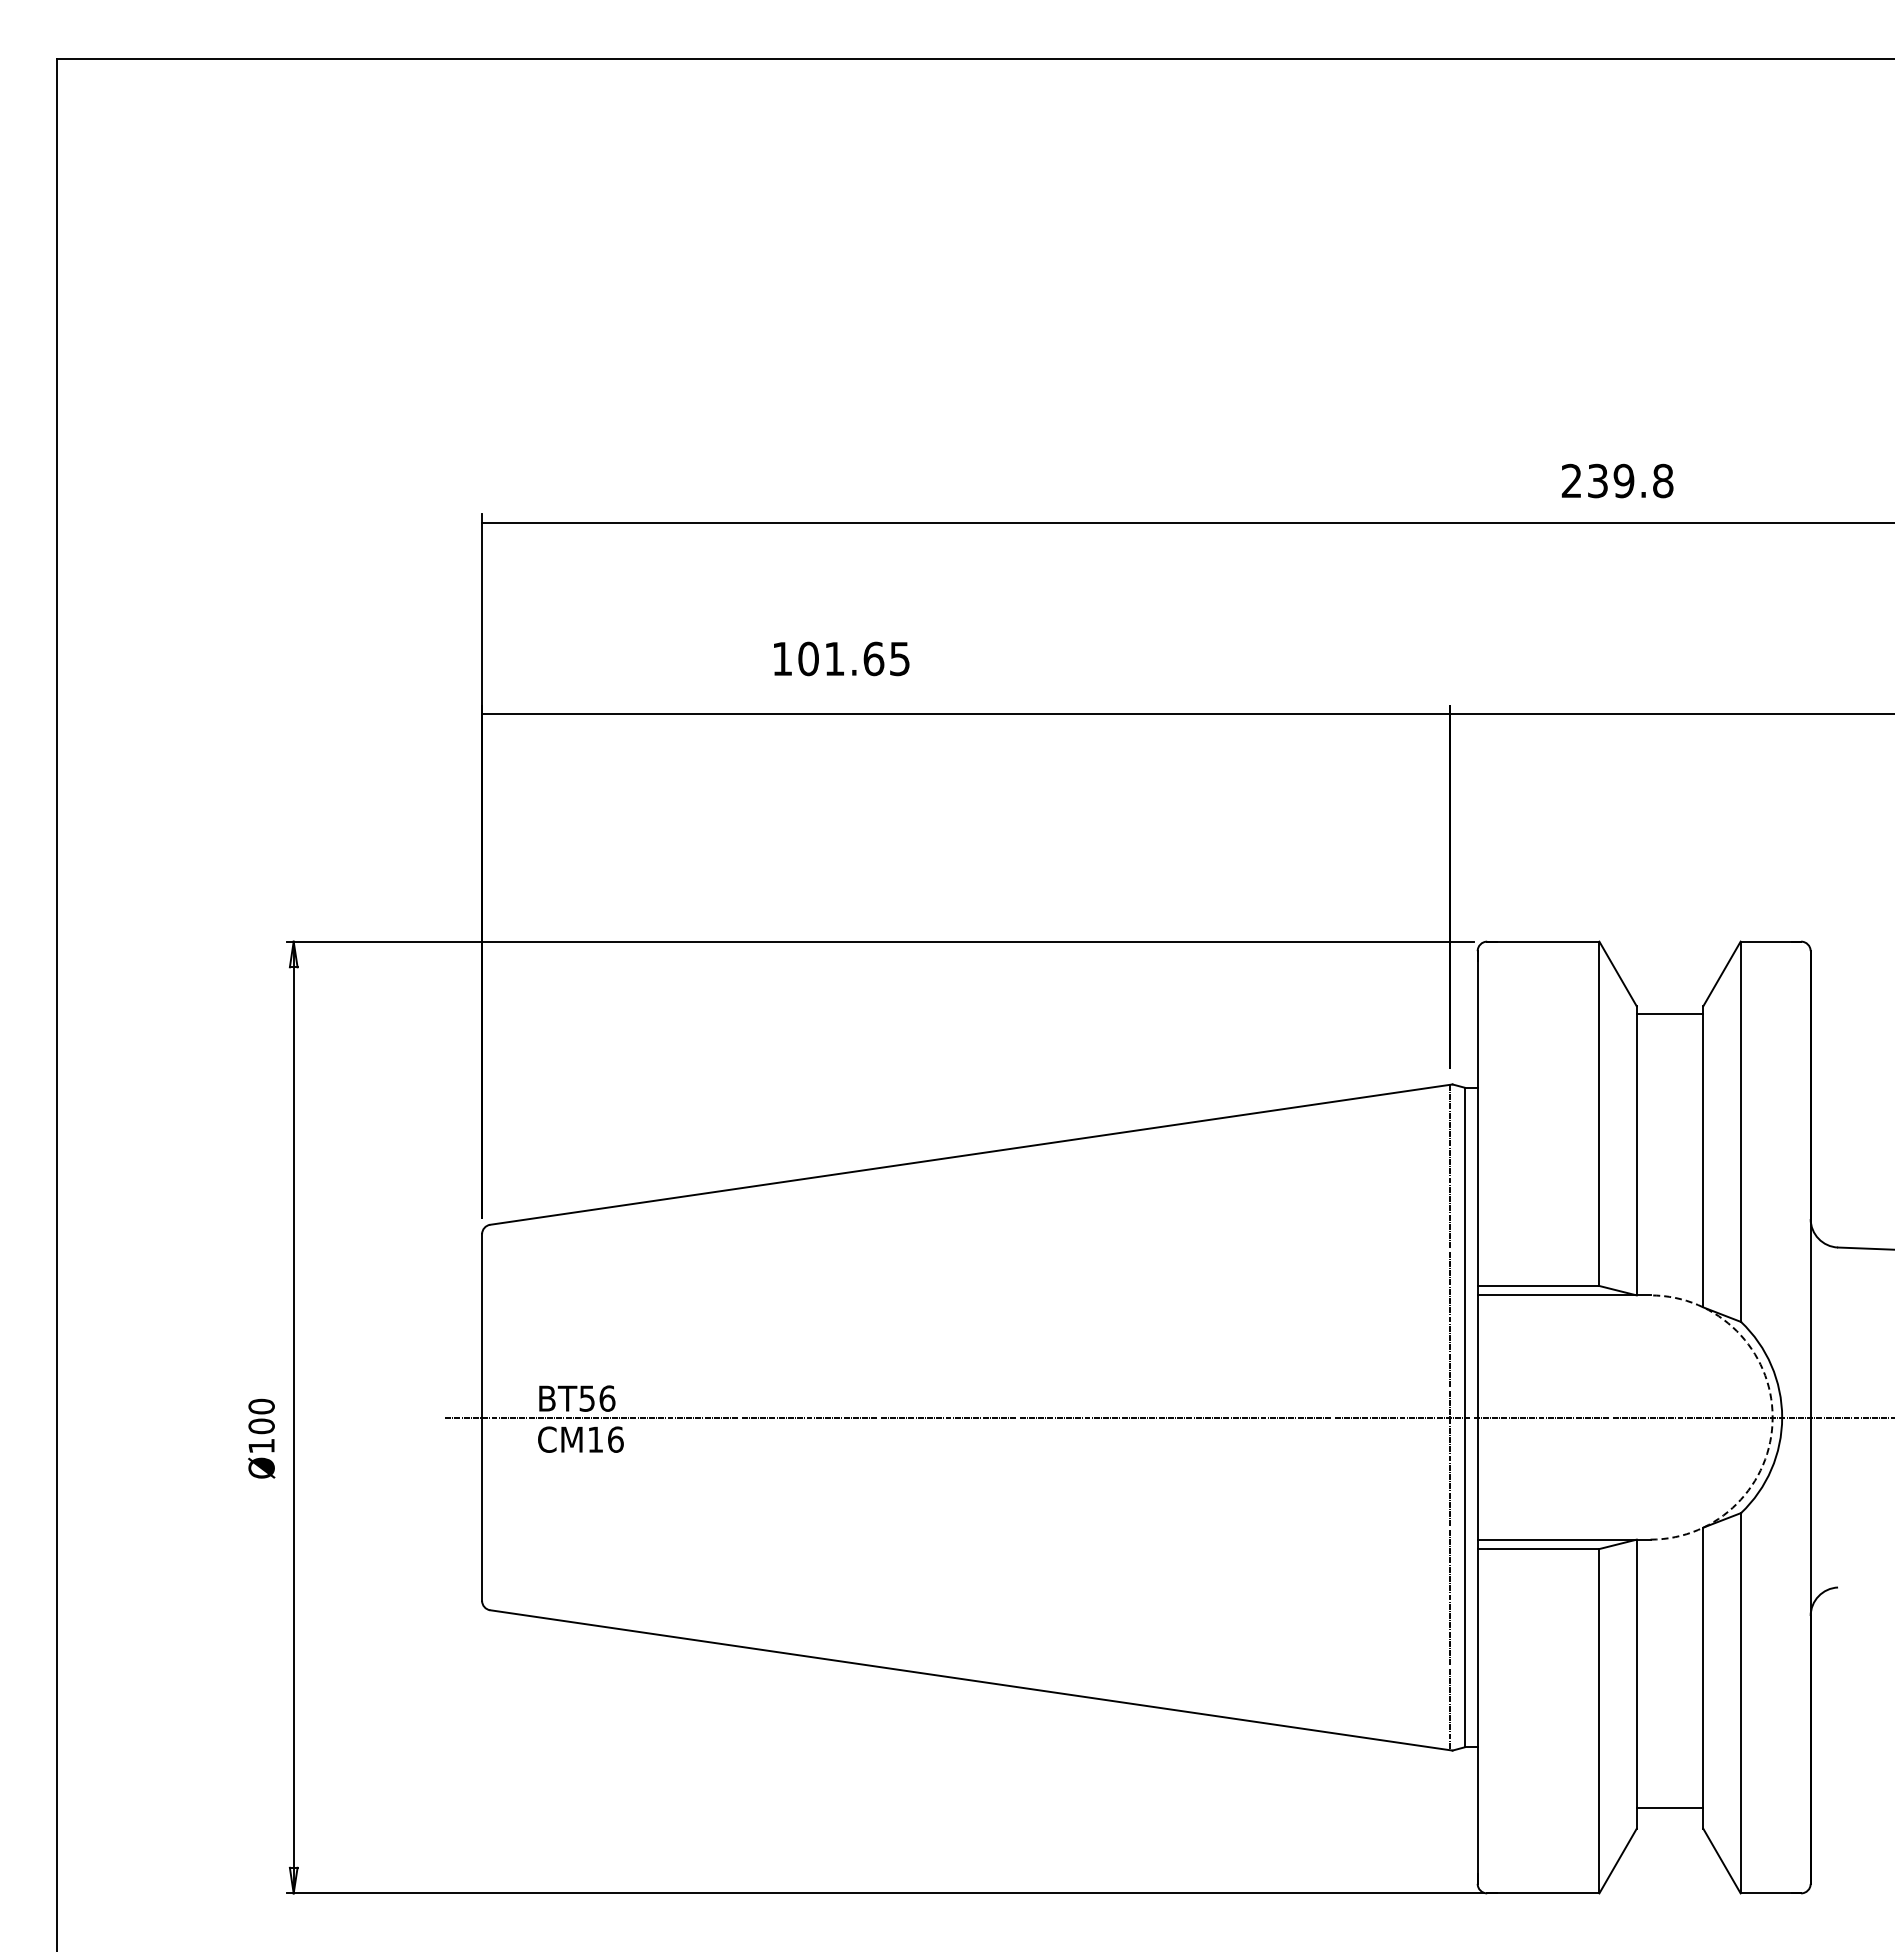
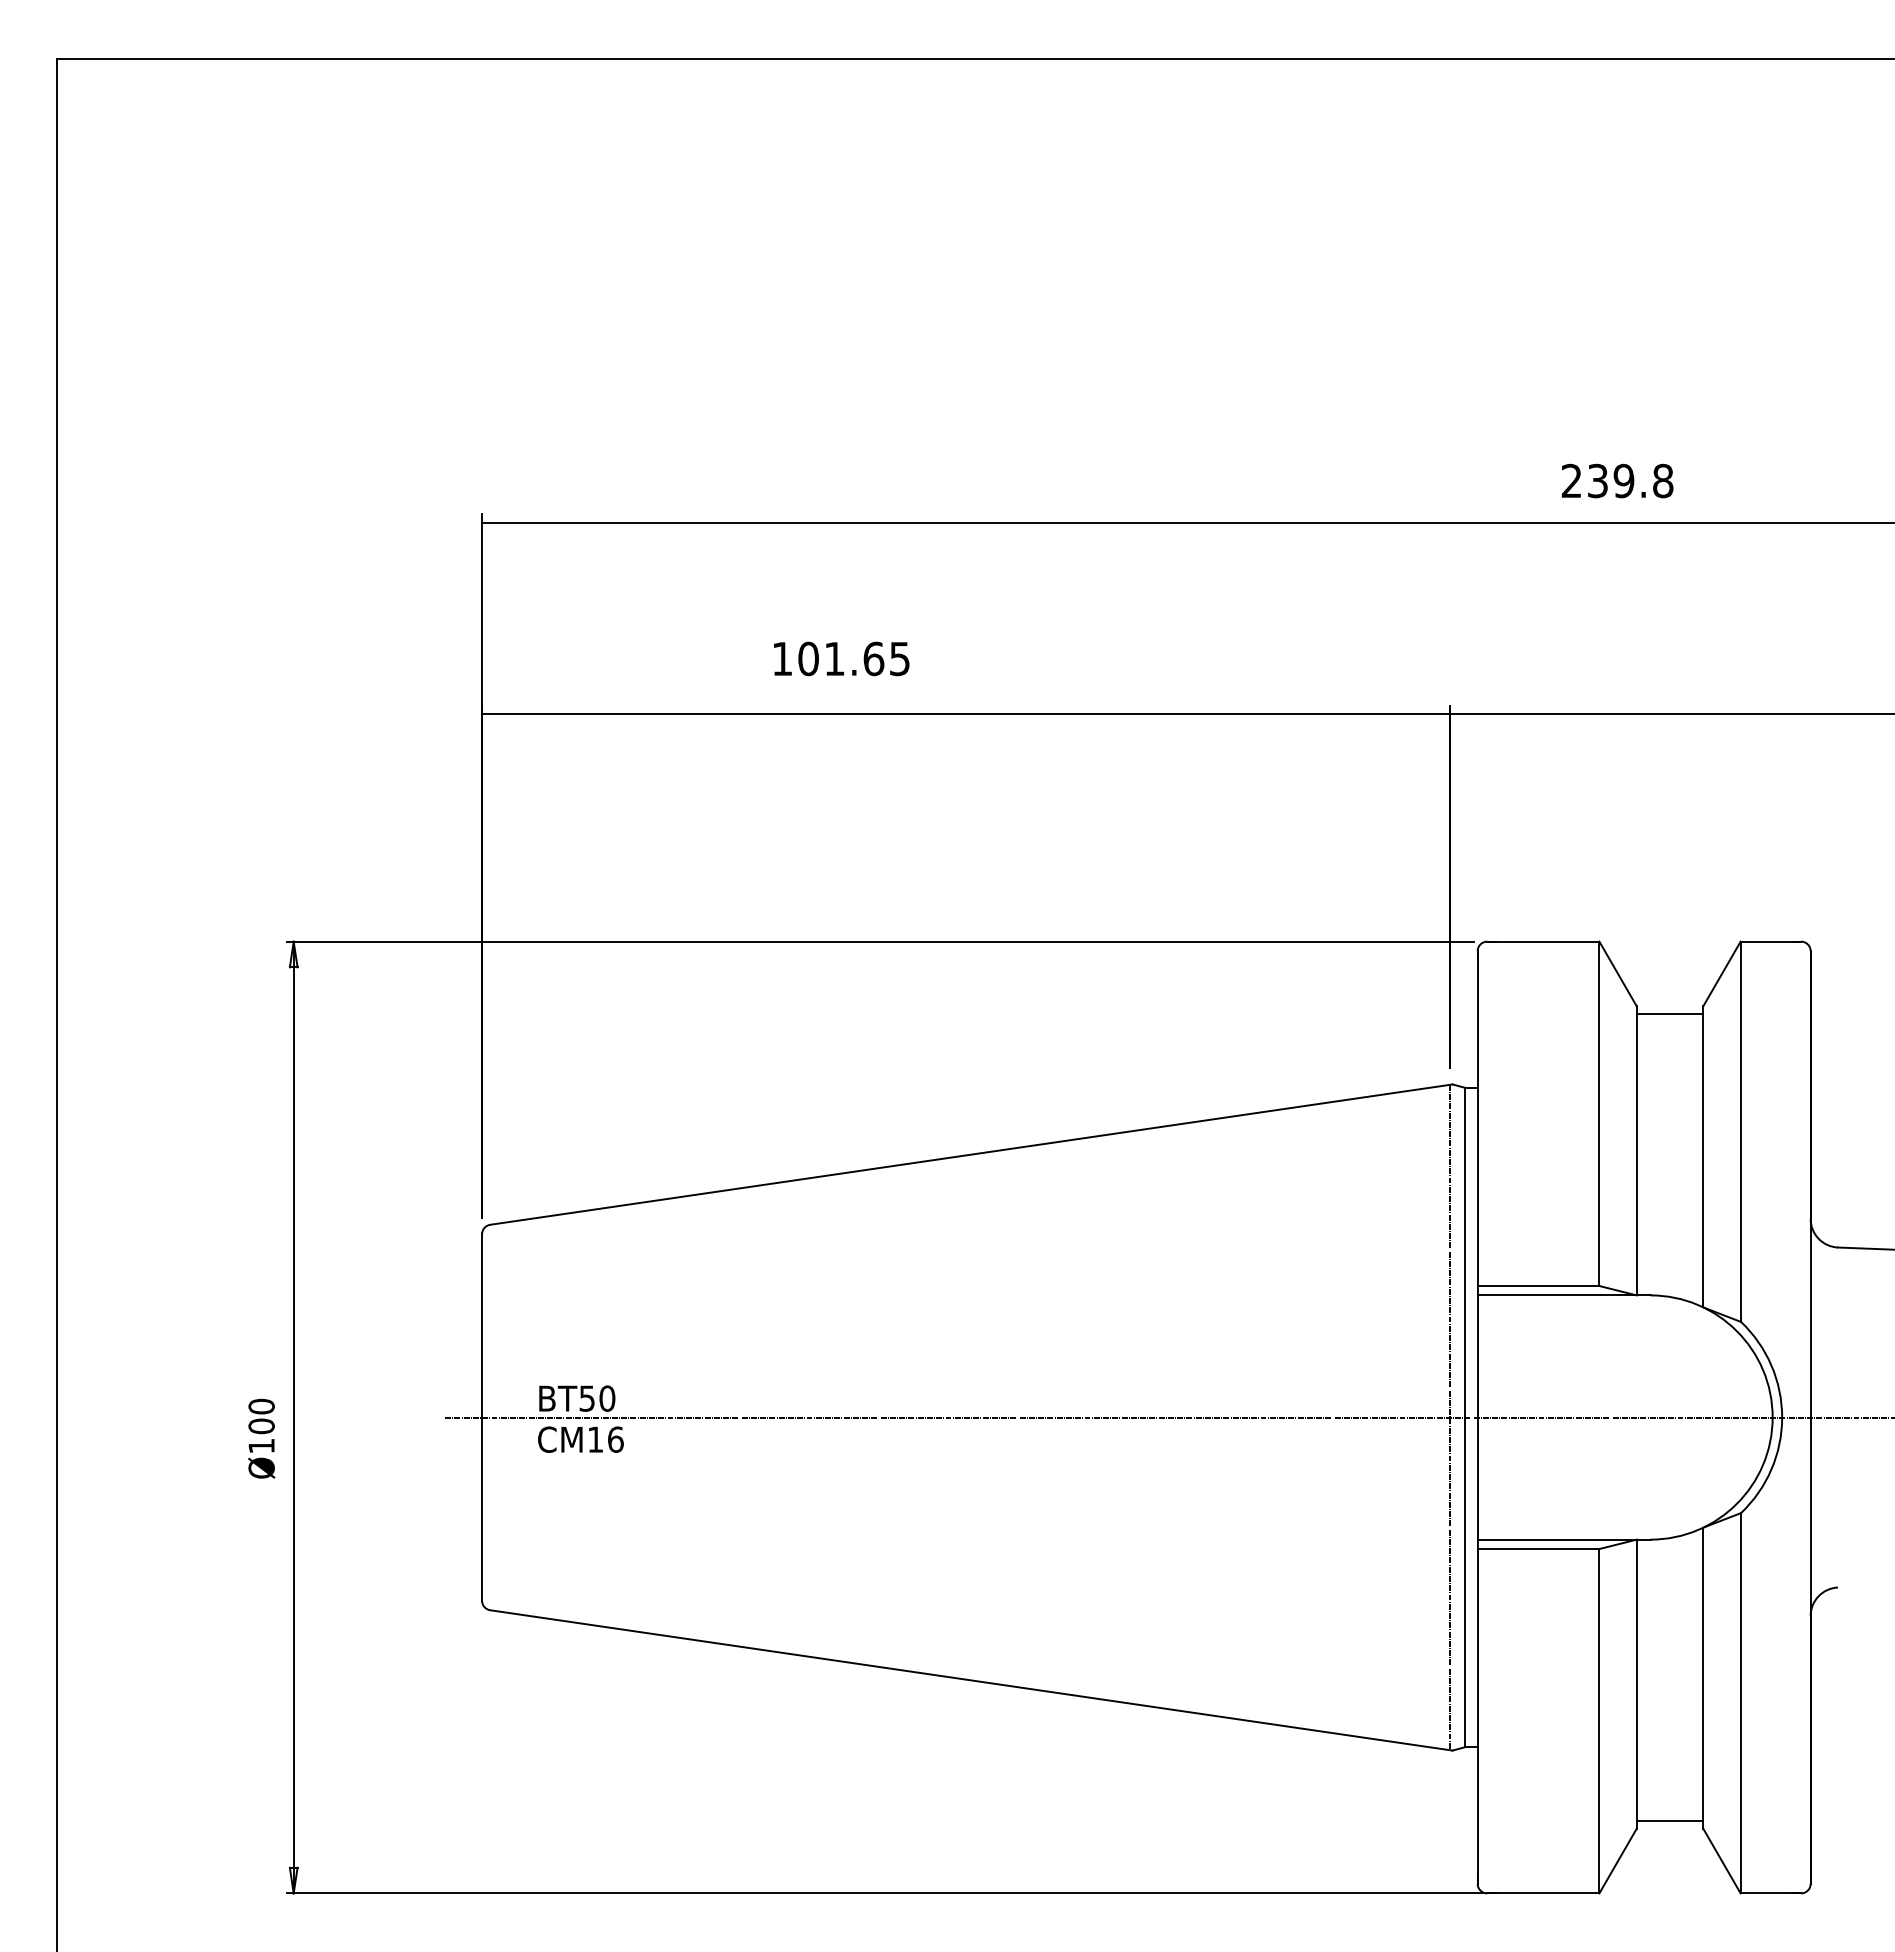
text: BT56 -> BT50 (607, 1398)
arc: dashed -> solid (1772, 1417)
line position: (1669, 1808) -> (1669, 1821) (1669, 1821)
